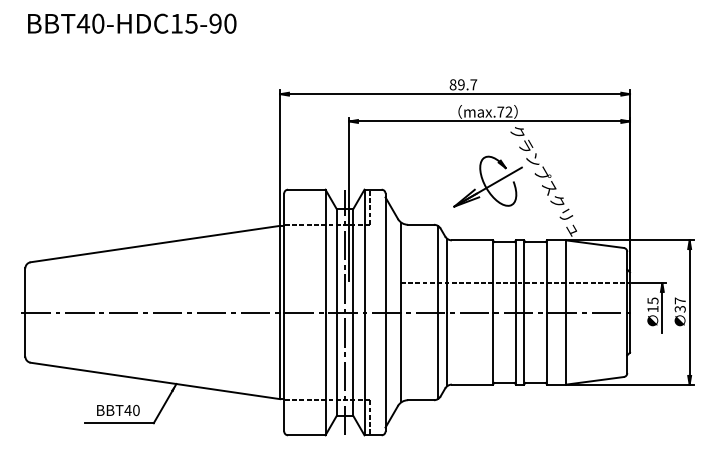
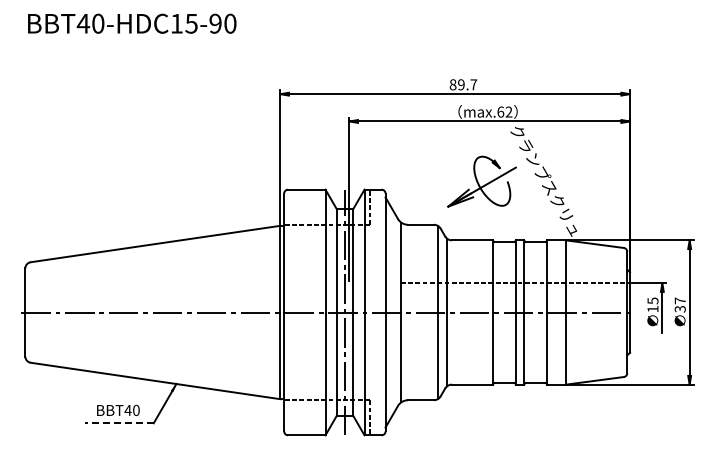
text: max.72 -> max.62 (500, 111)
part position: (487, 181) -> (481, 181) (481, 181)
line: solid -> dashed (119, 423)
